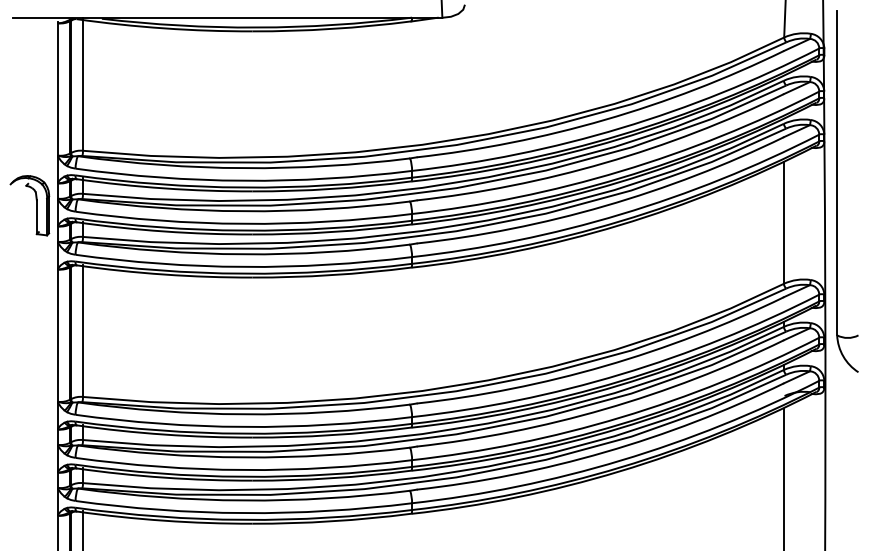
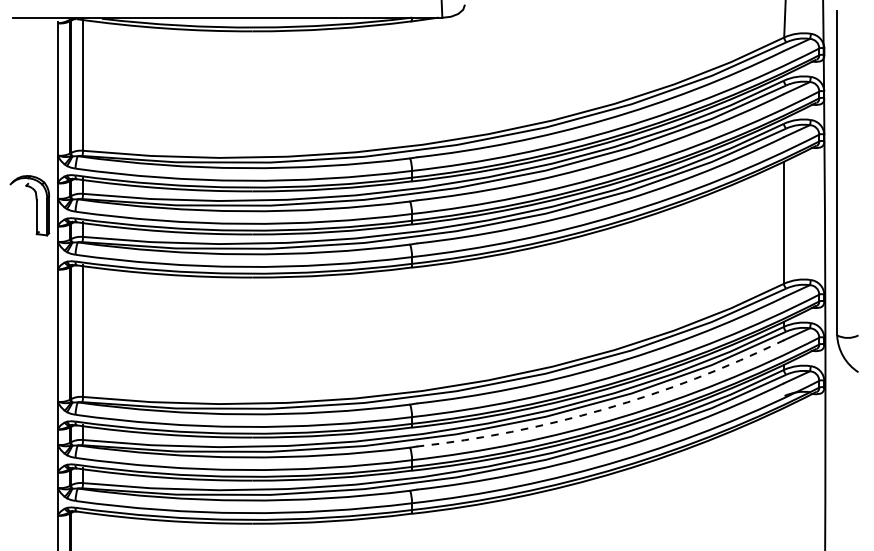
arc: solid -> dashed (604, 409)
line: present -> none (783, 477)
line: present -> none (83, 528)
